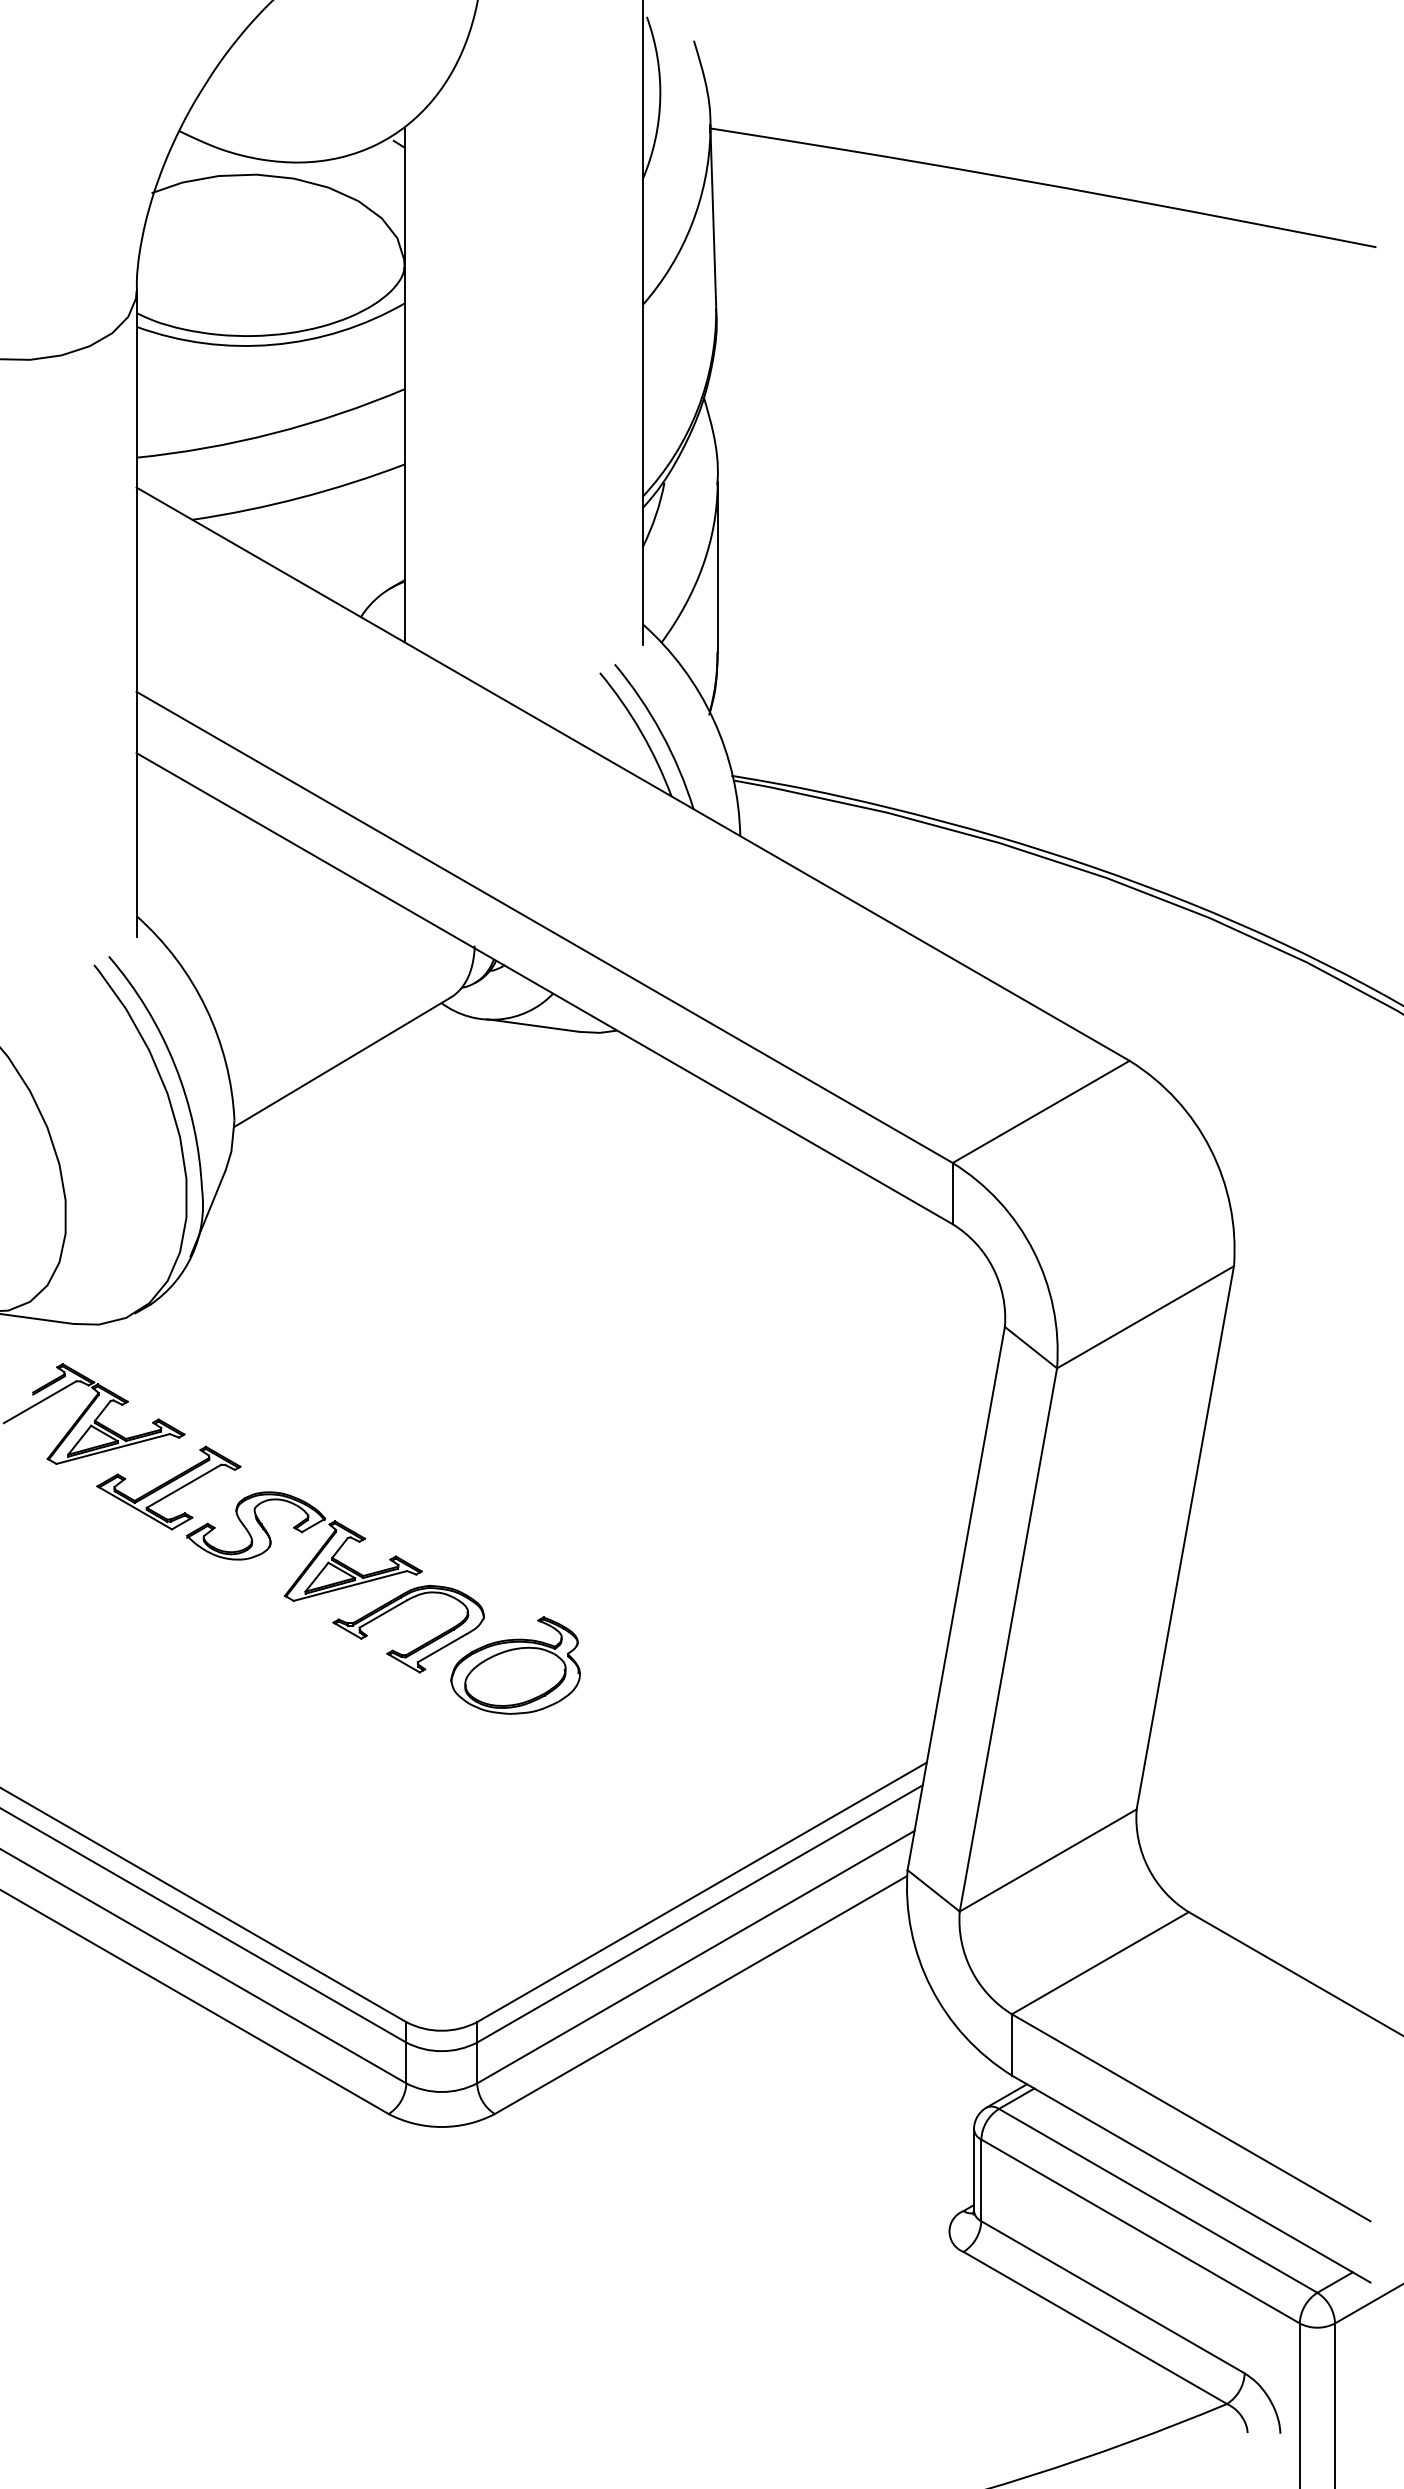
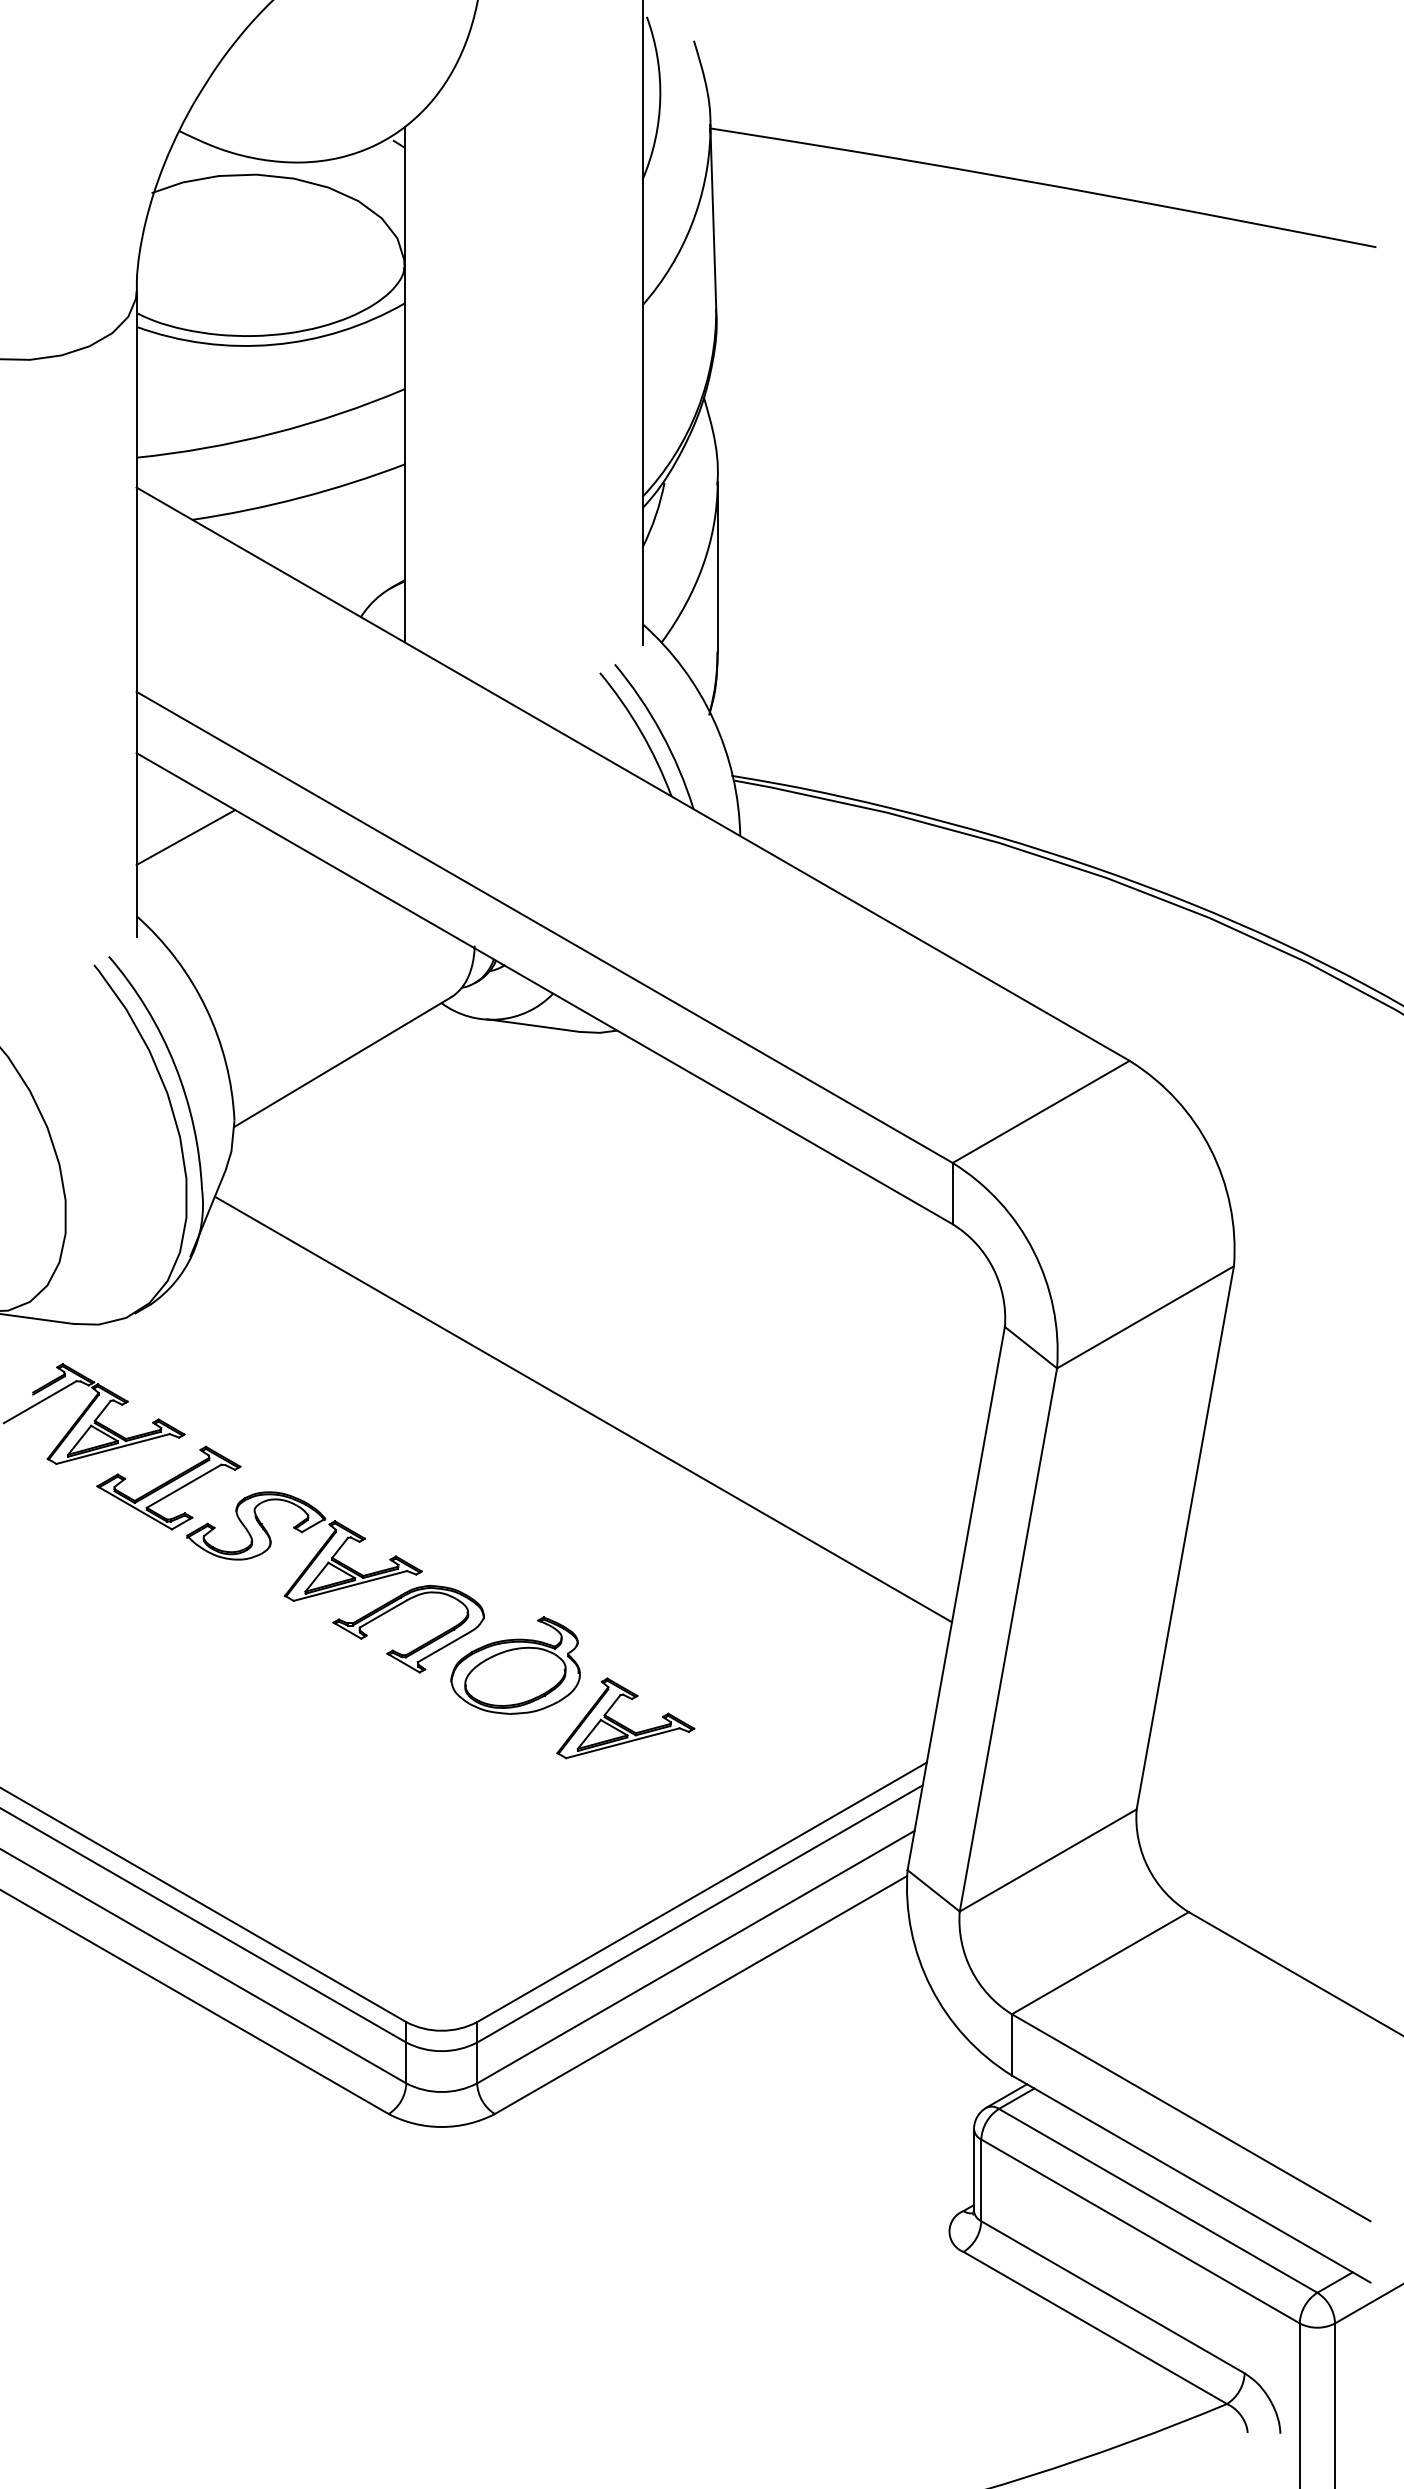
line: none -> present (185, 837)
line: none -> present (583, 1409)
part: none -> present (621, 1723)
